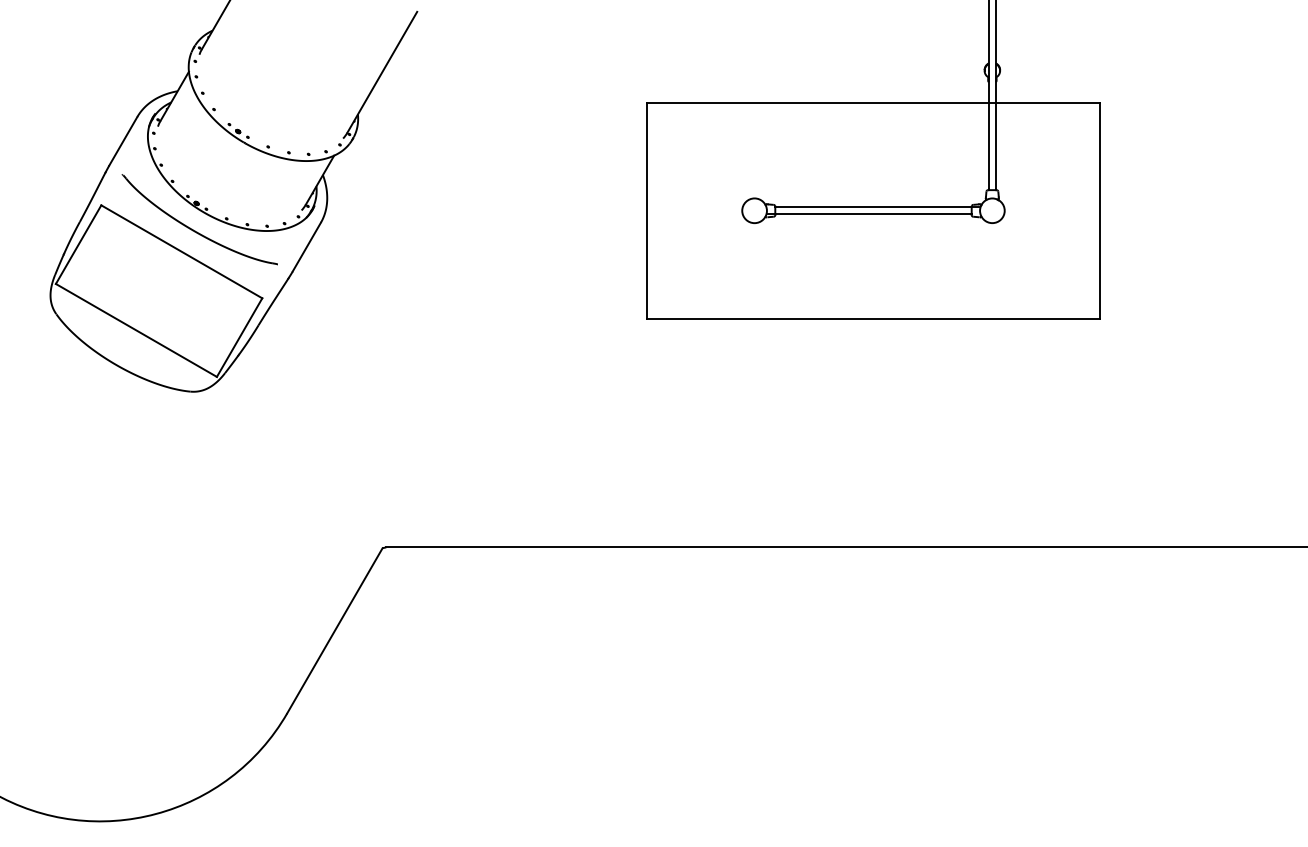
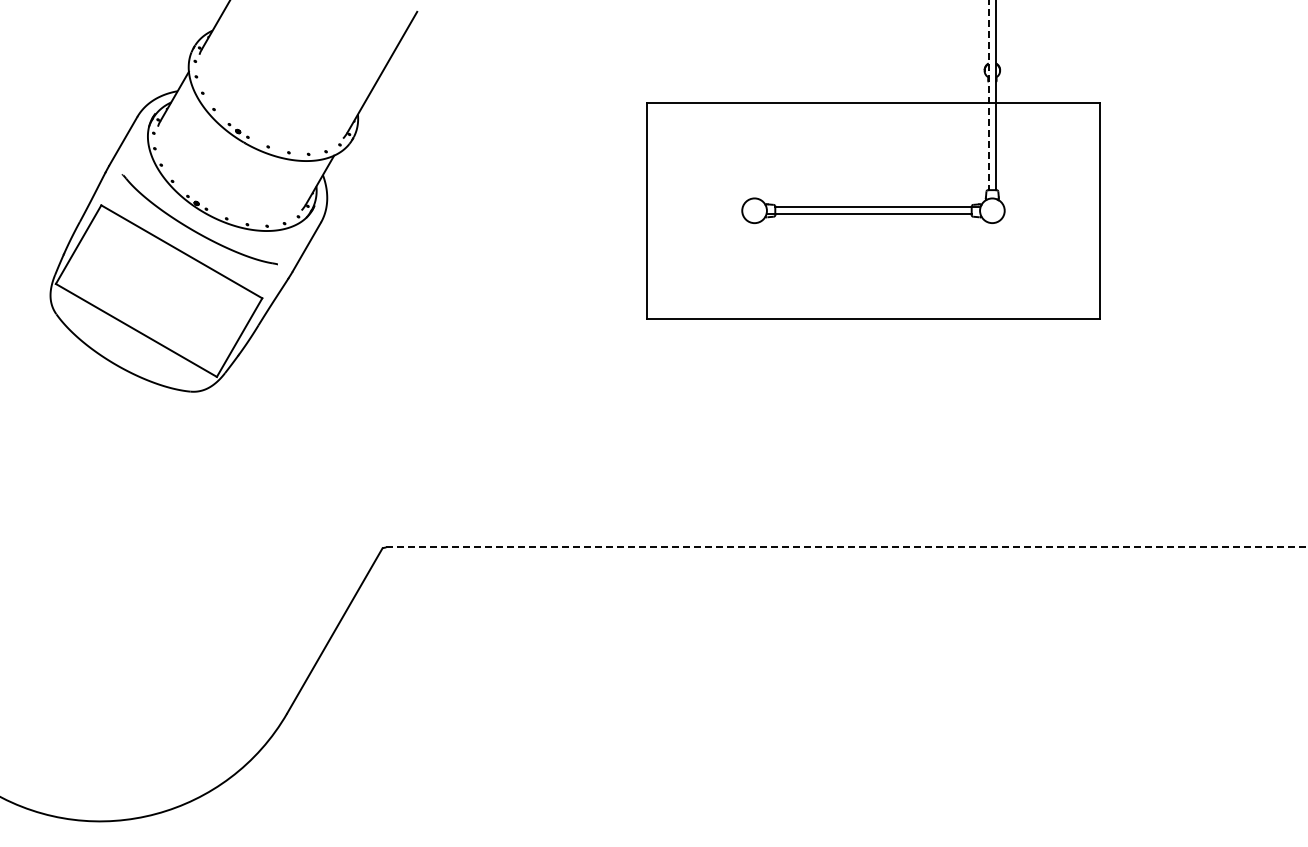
line: solid -> dashed (988, 95)
line: solid -> dashed (847, 547)
